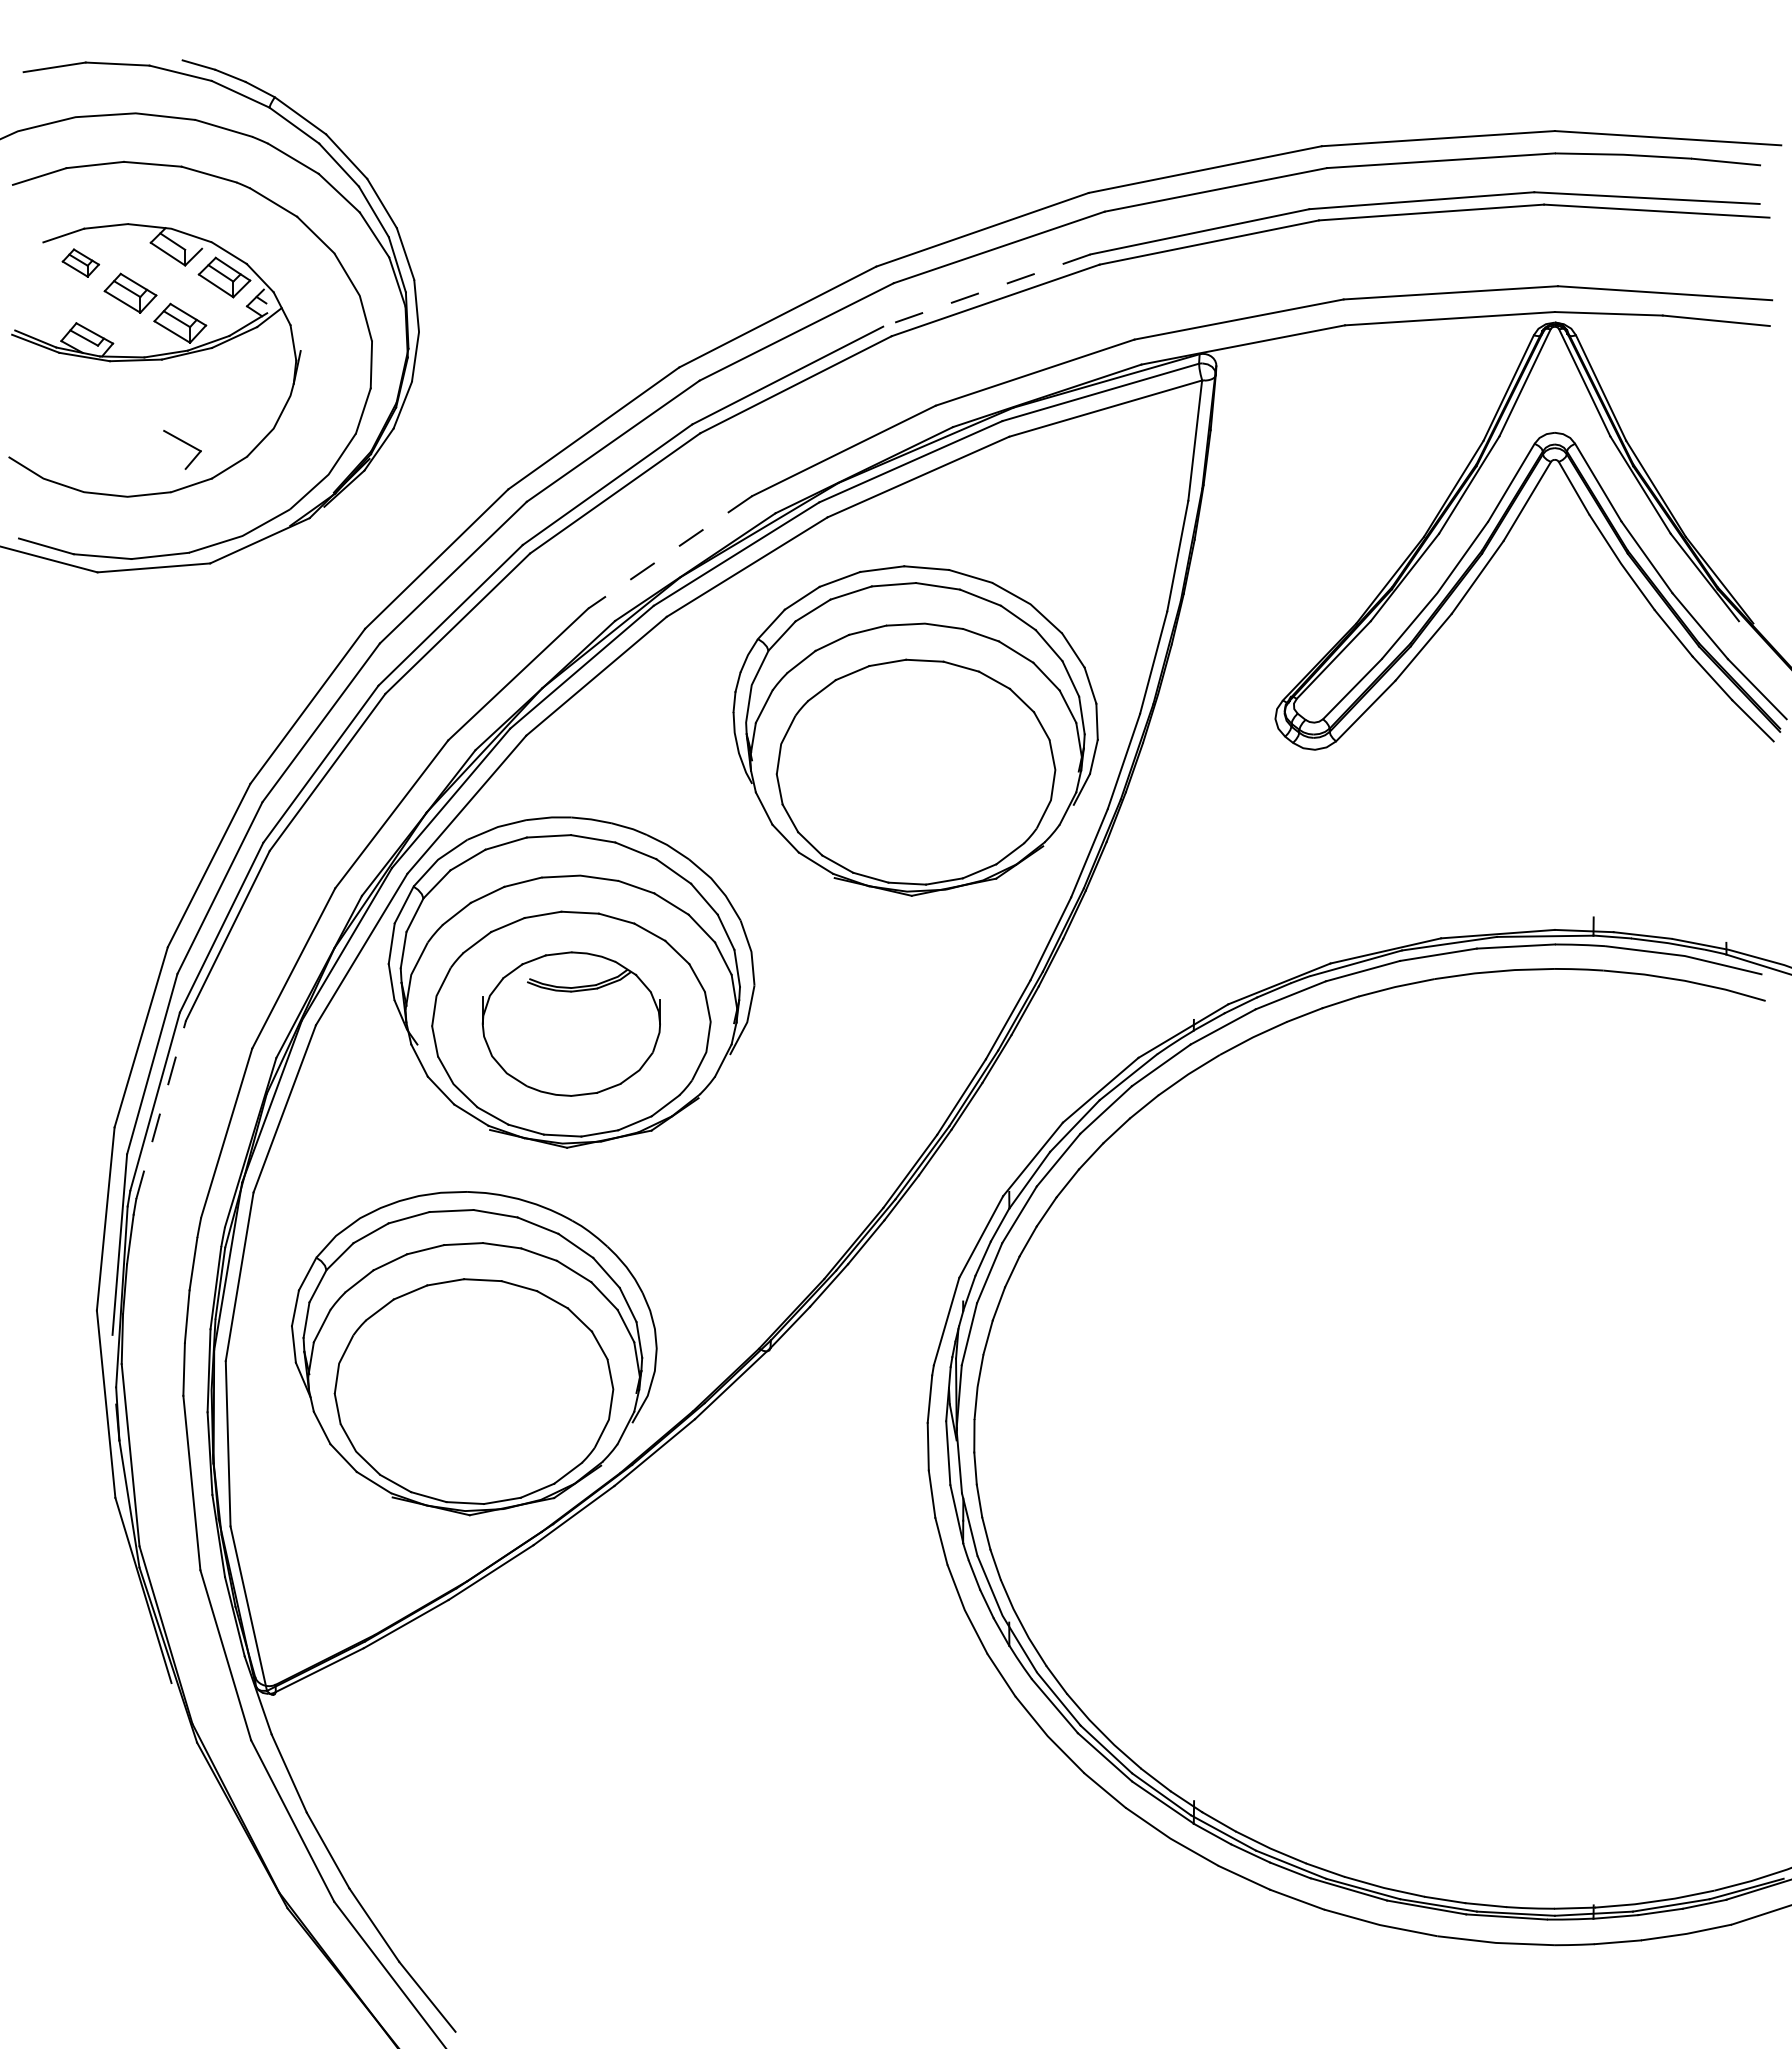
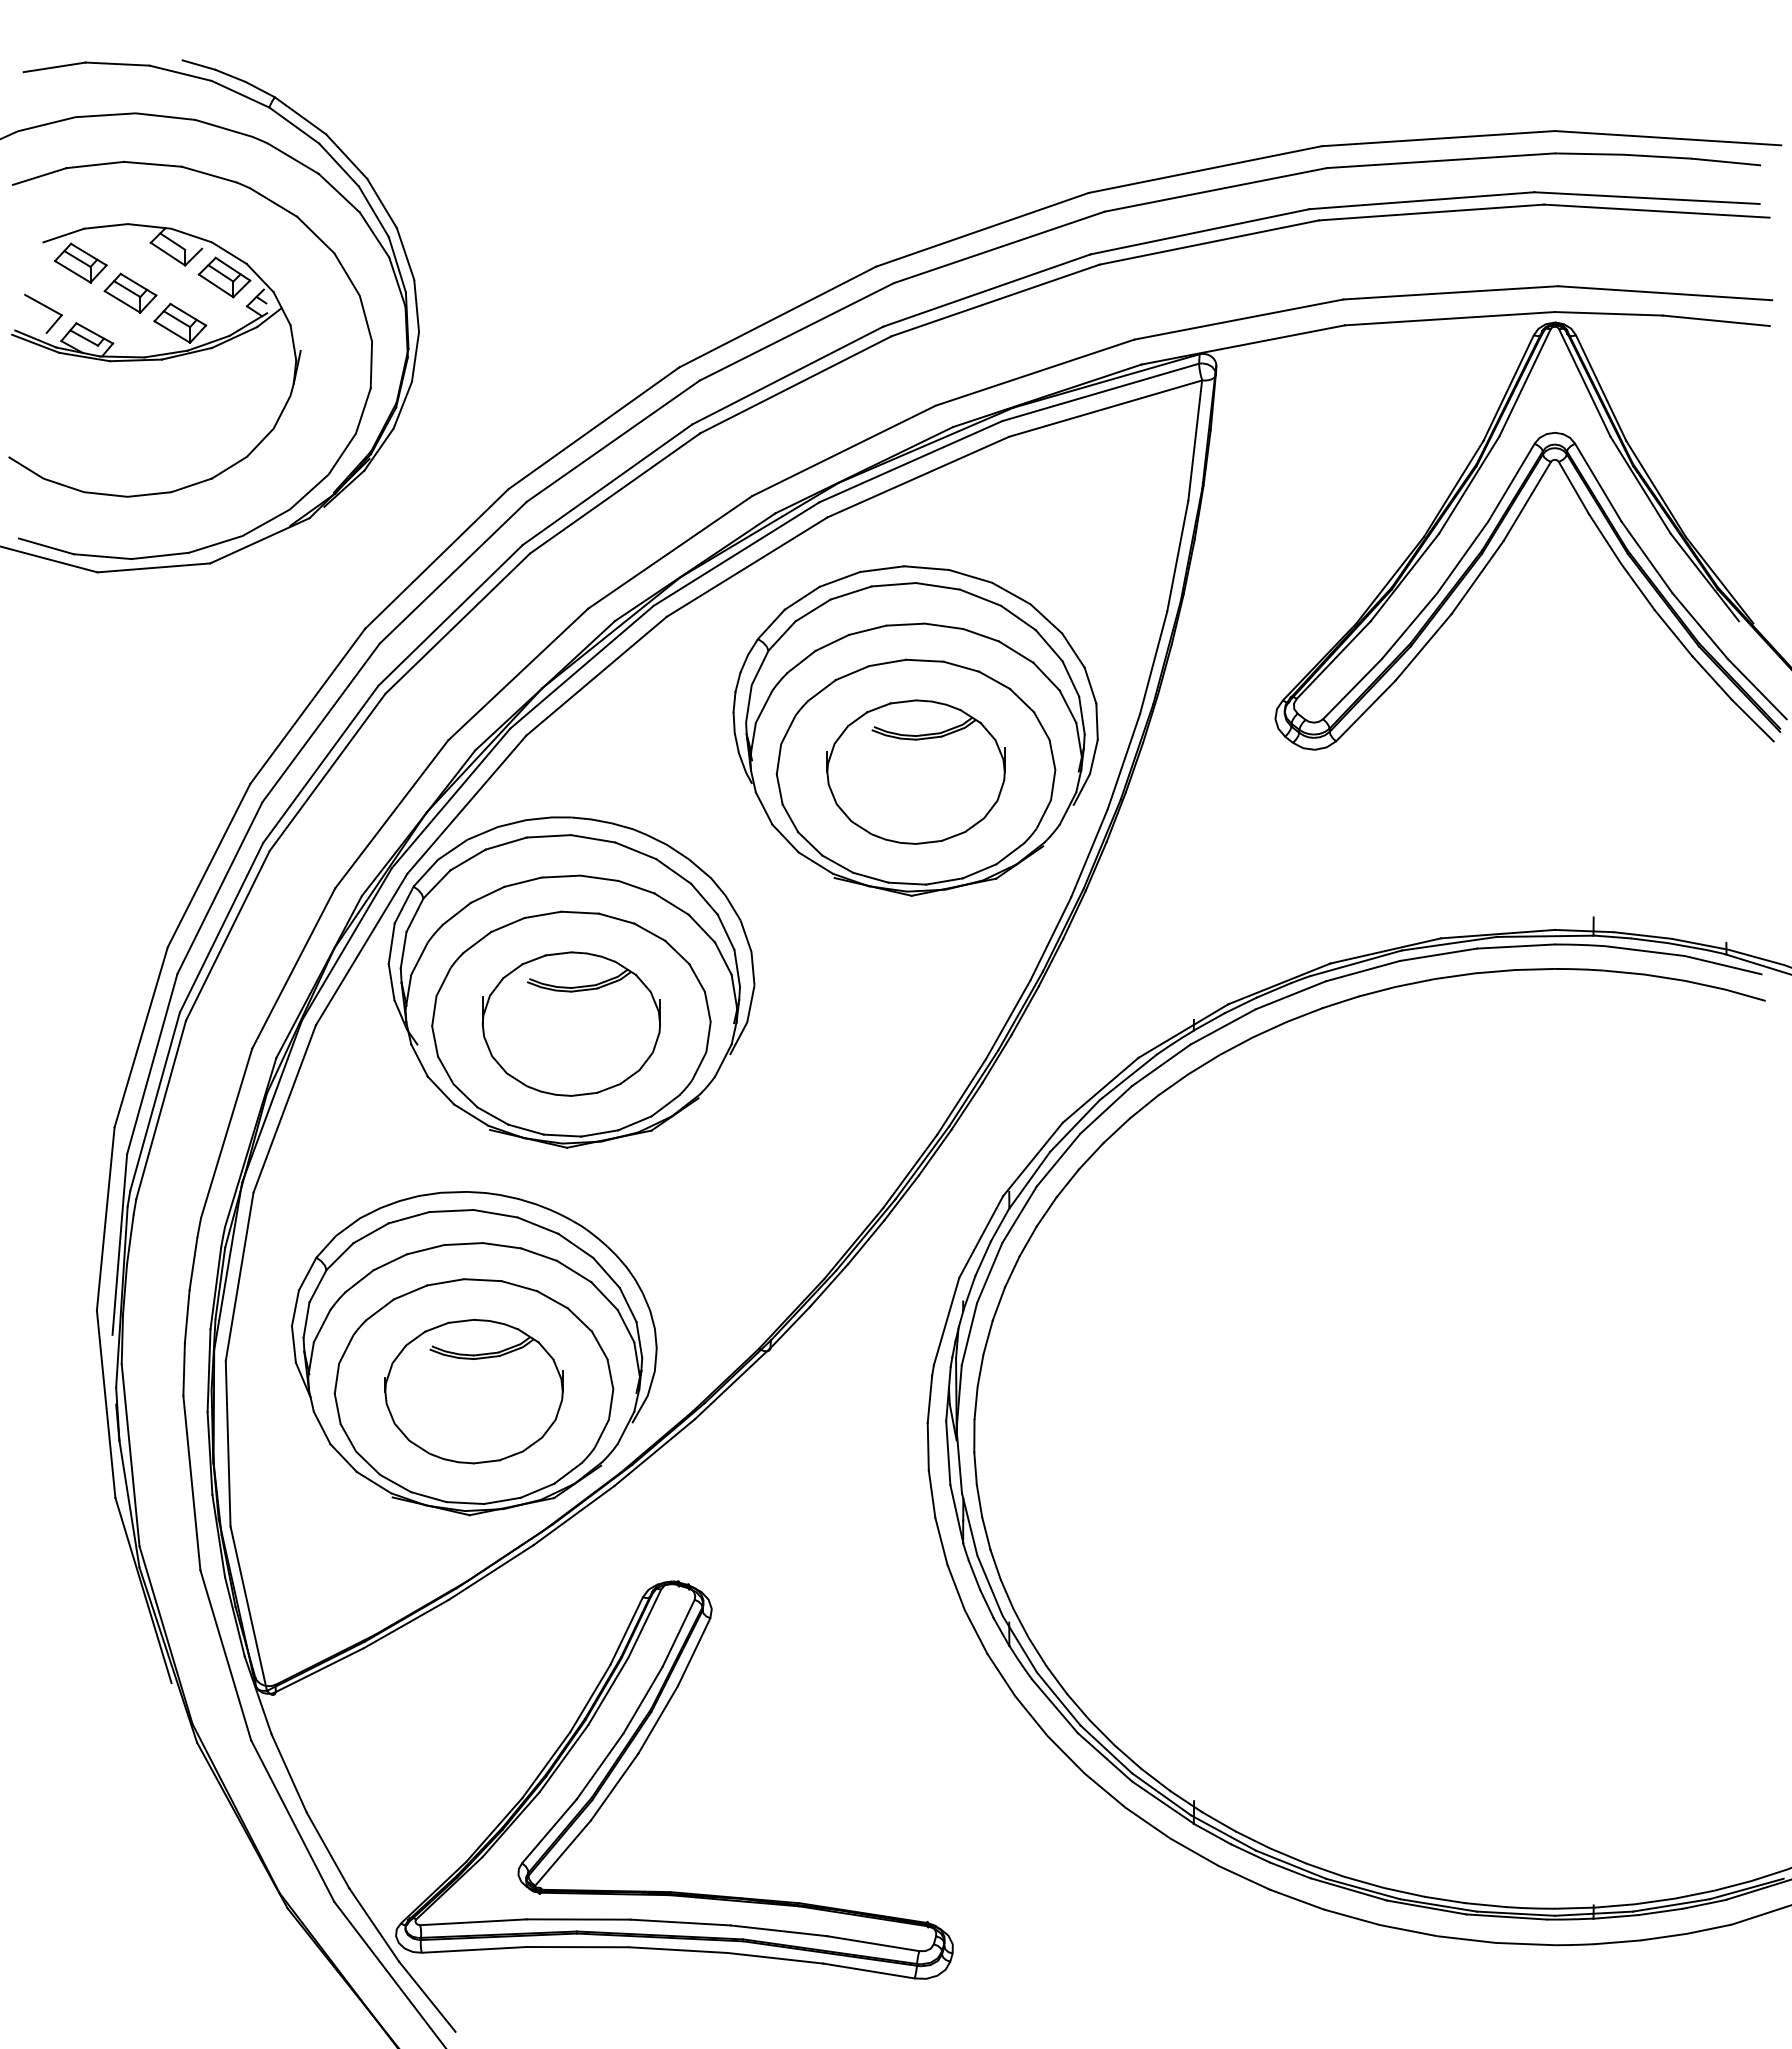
part size: 40x30 px -> 54x42 px (80, 262)
line: dashed -> solid (986, 290)
part position: (184, 443) -> (45, 307) (45, 307)
line: dashed -> solid (669, 552)
part: none -> present (915, 771)
line: dashed -> solid (161, 1109)
part: none -> present (473, 1391)
part: none -> present (639, 1754)
